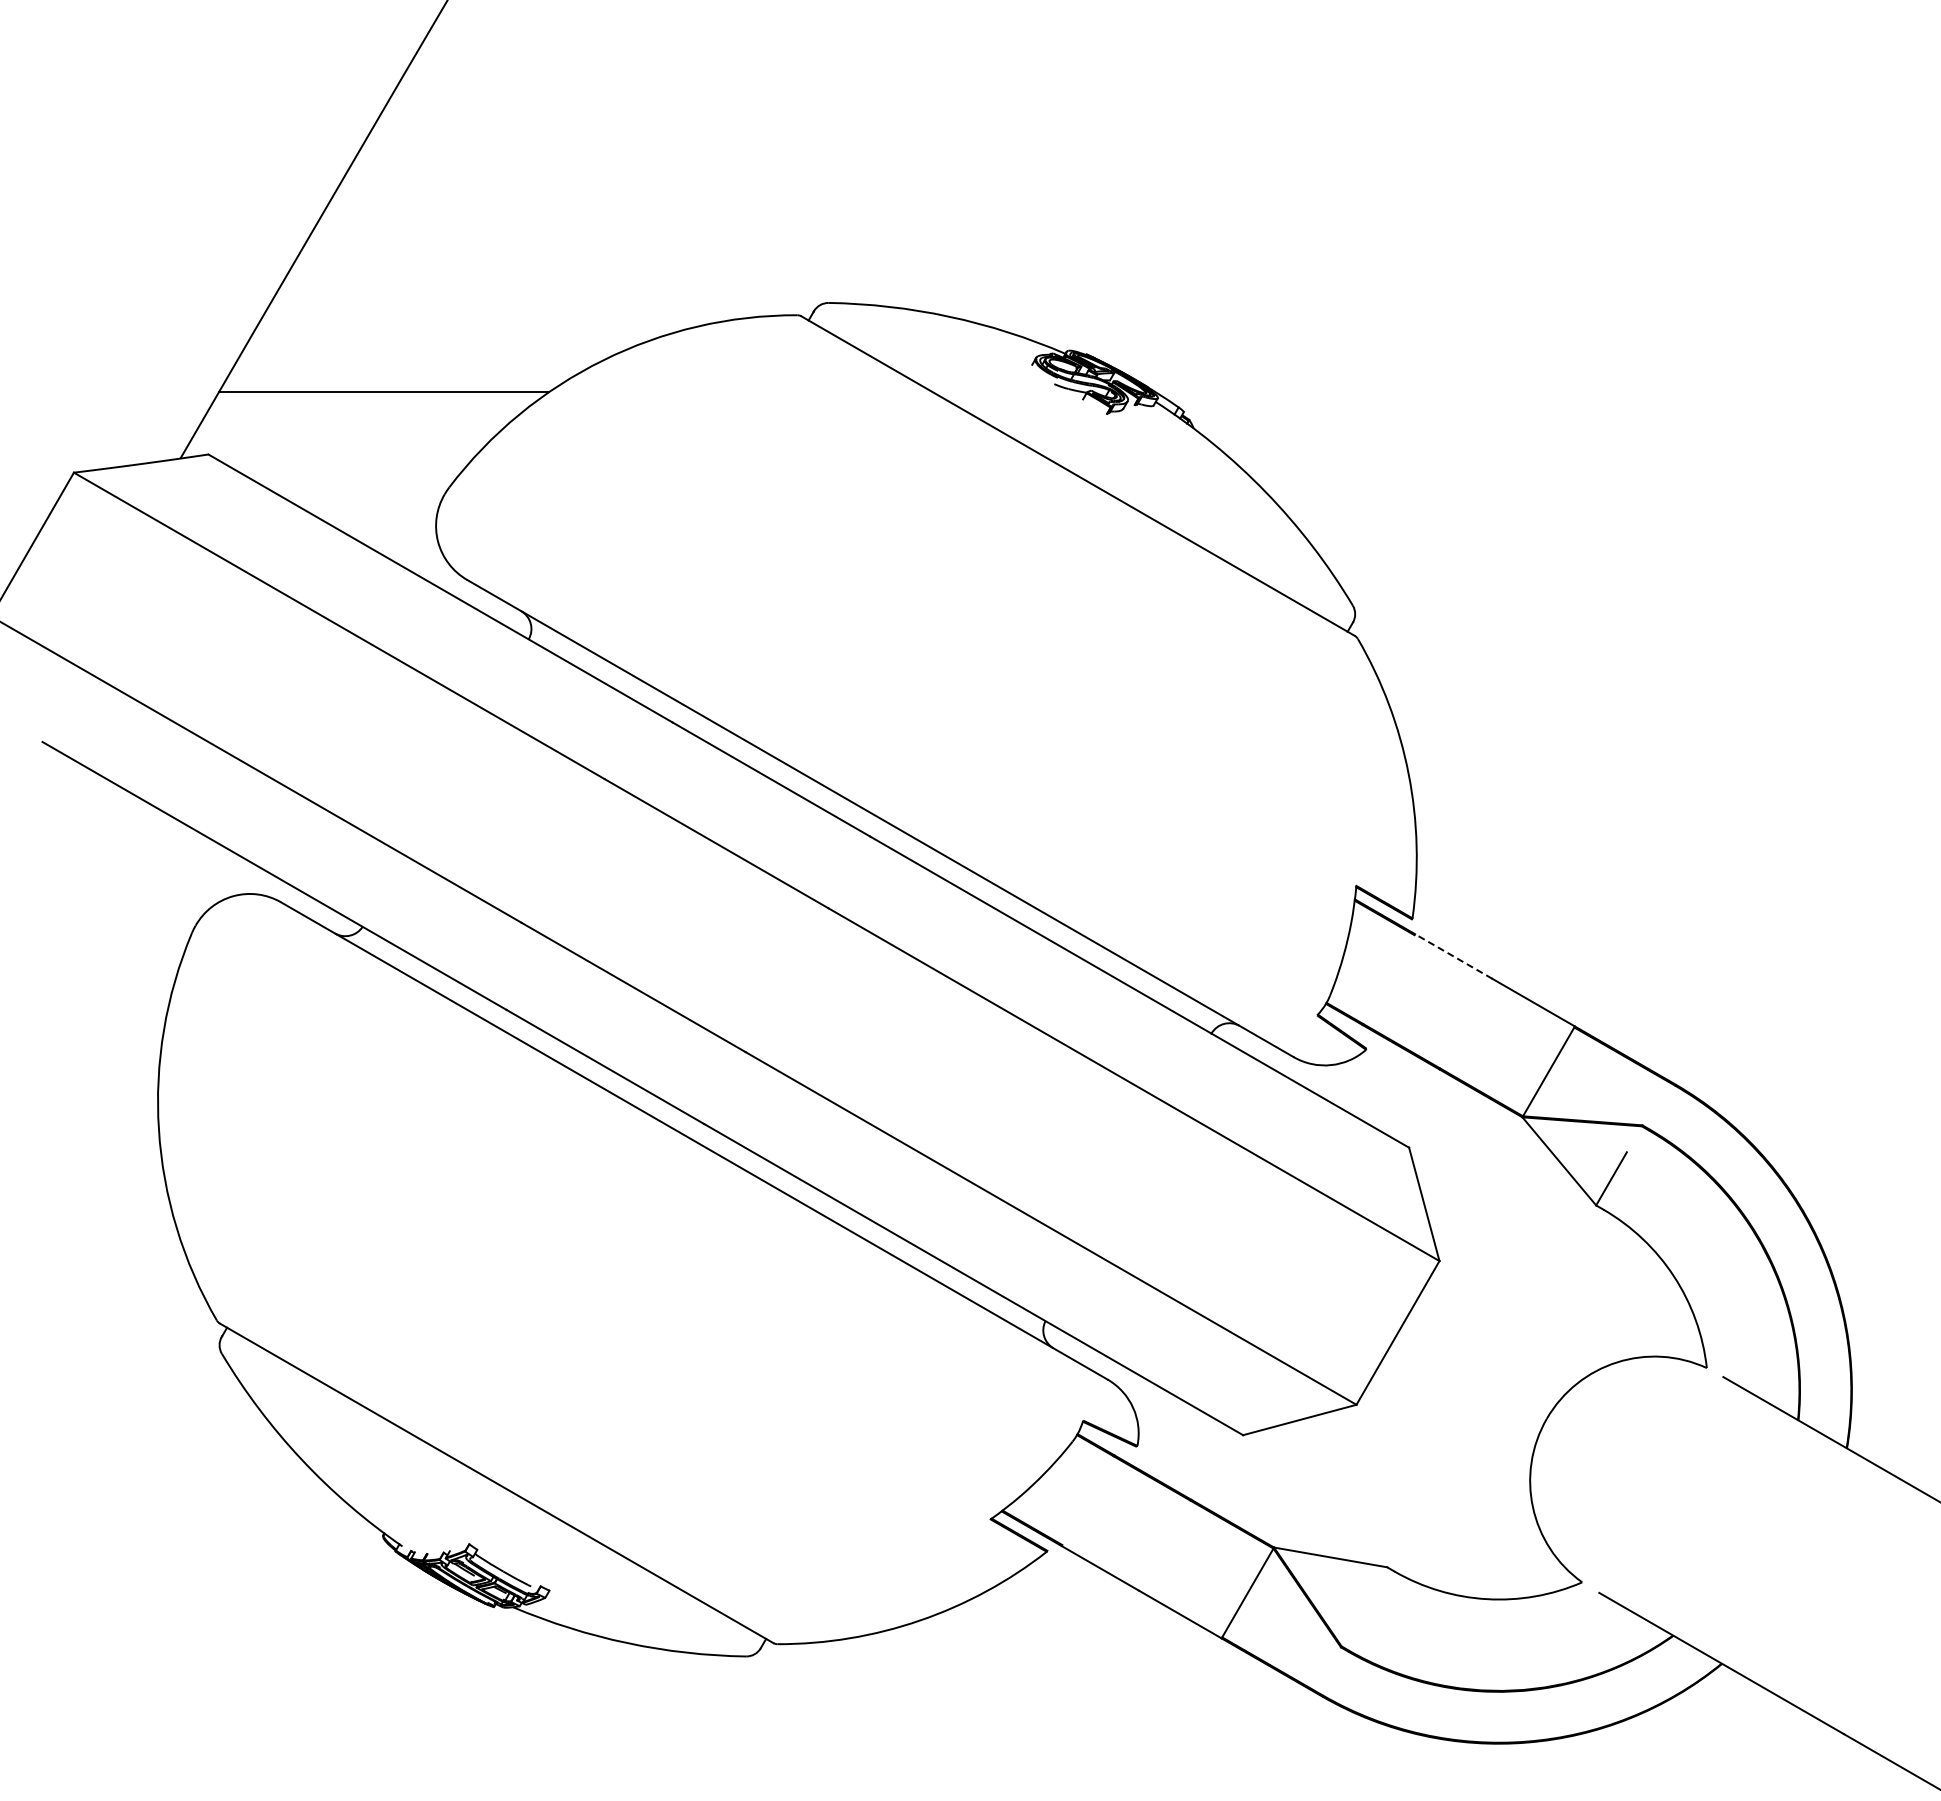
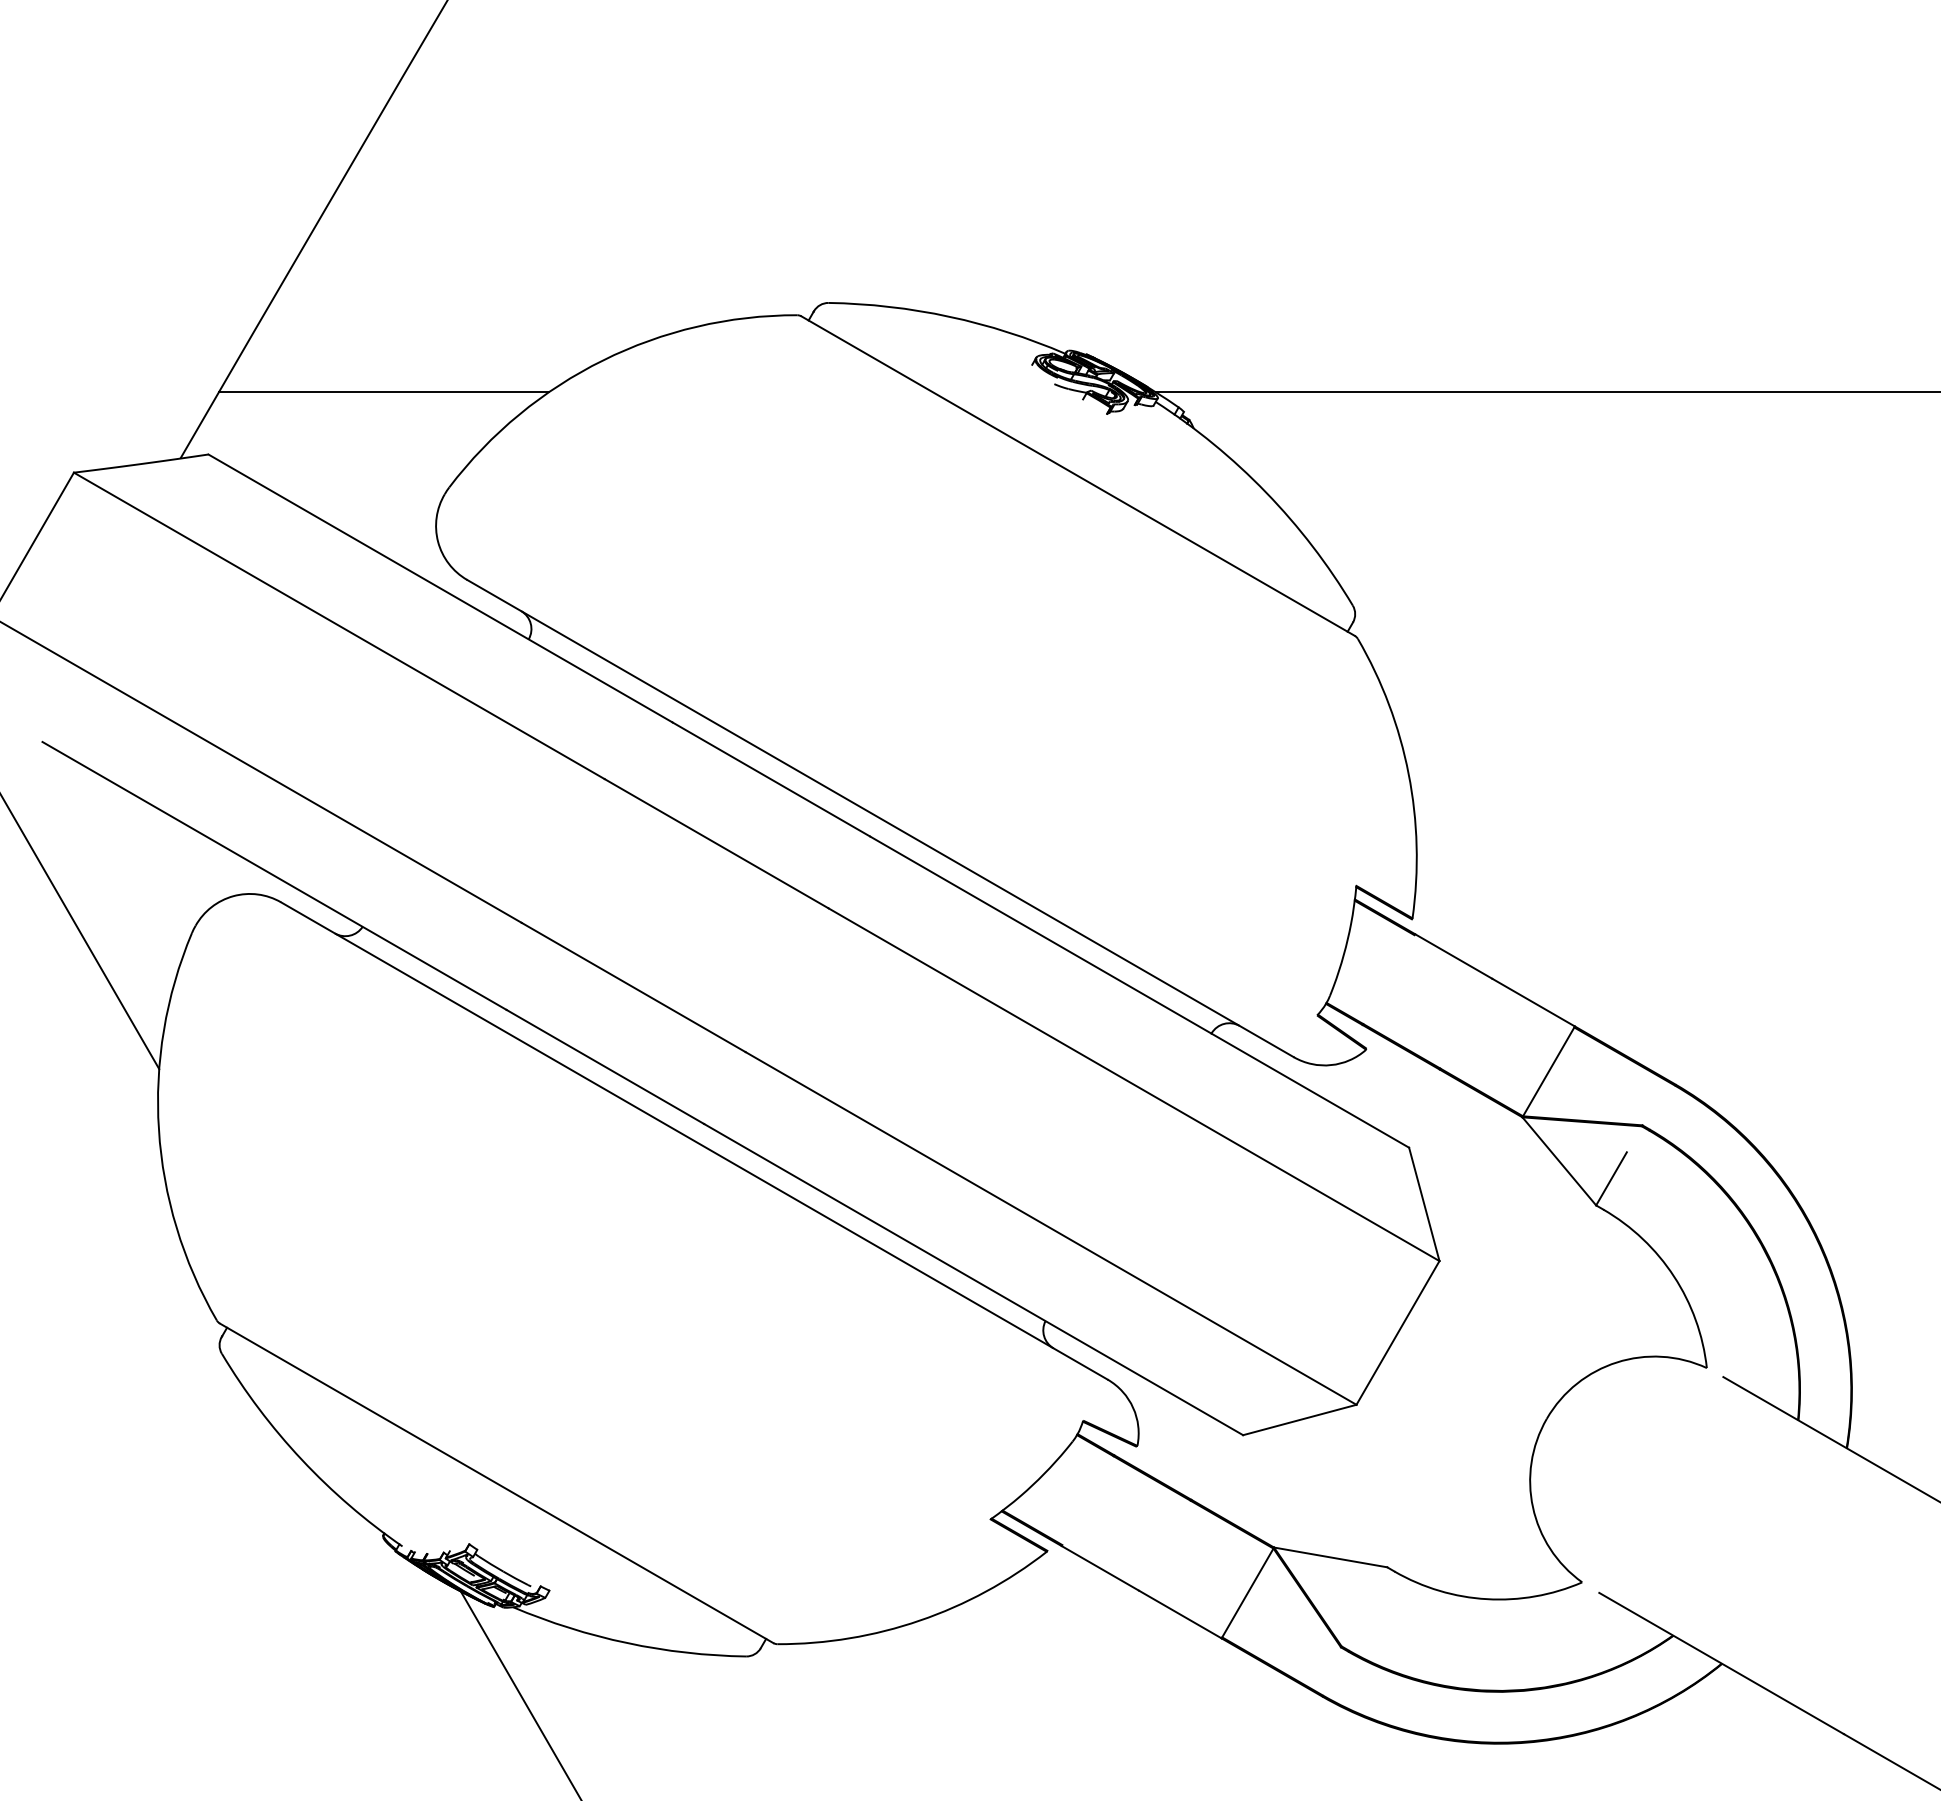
line: none -> present (1546, 392)
line: none -> present (80, 933)
line: dashed -> solid (1453, 956)
line: none -> present (519, 1694)
